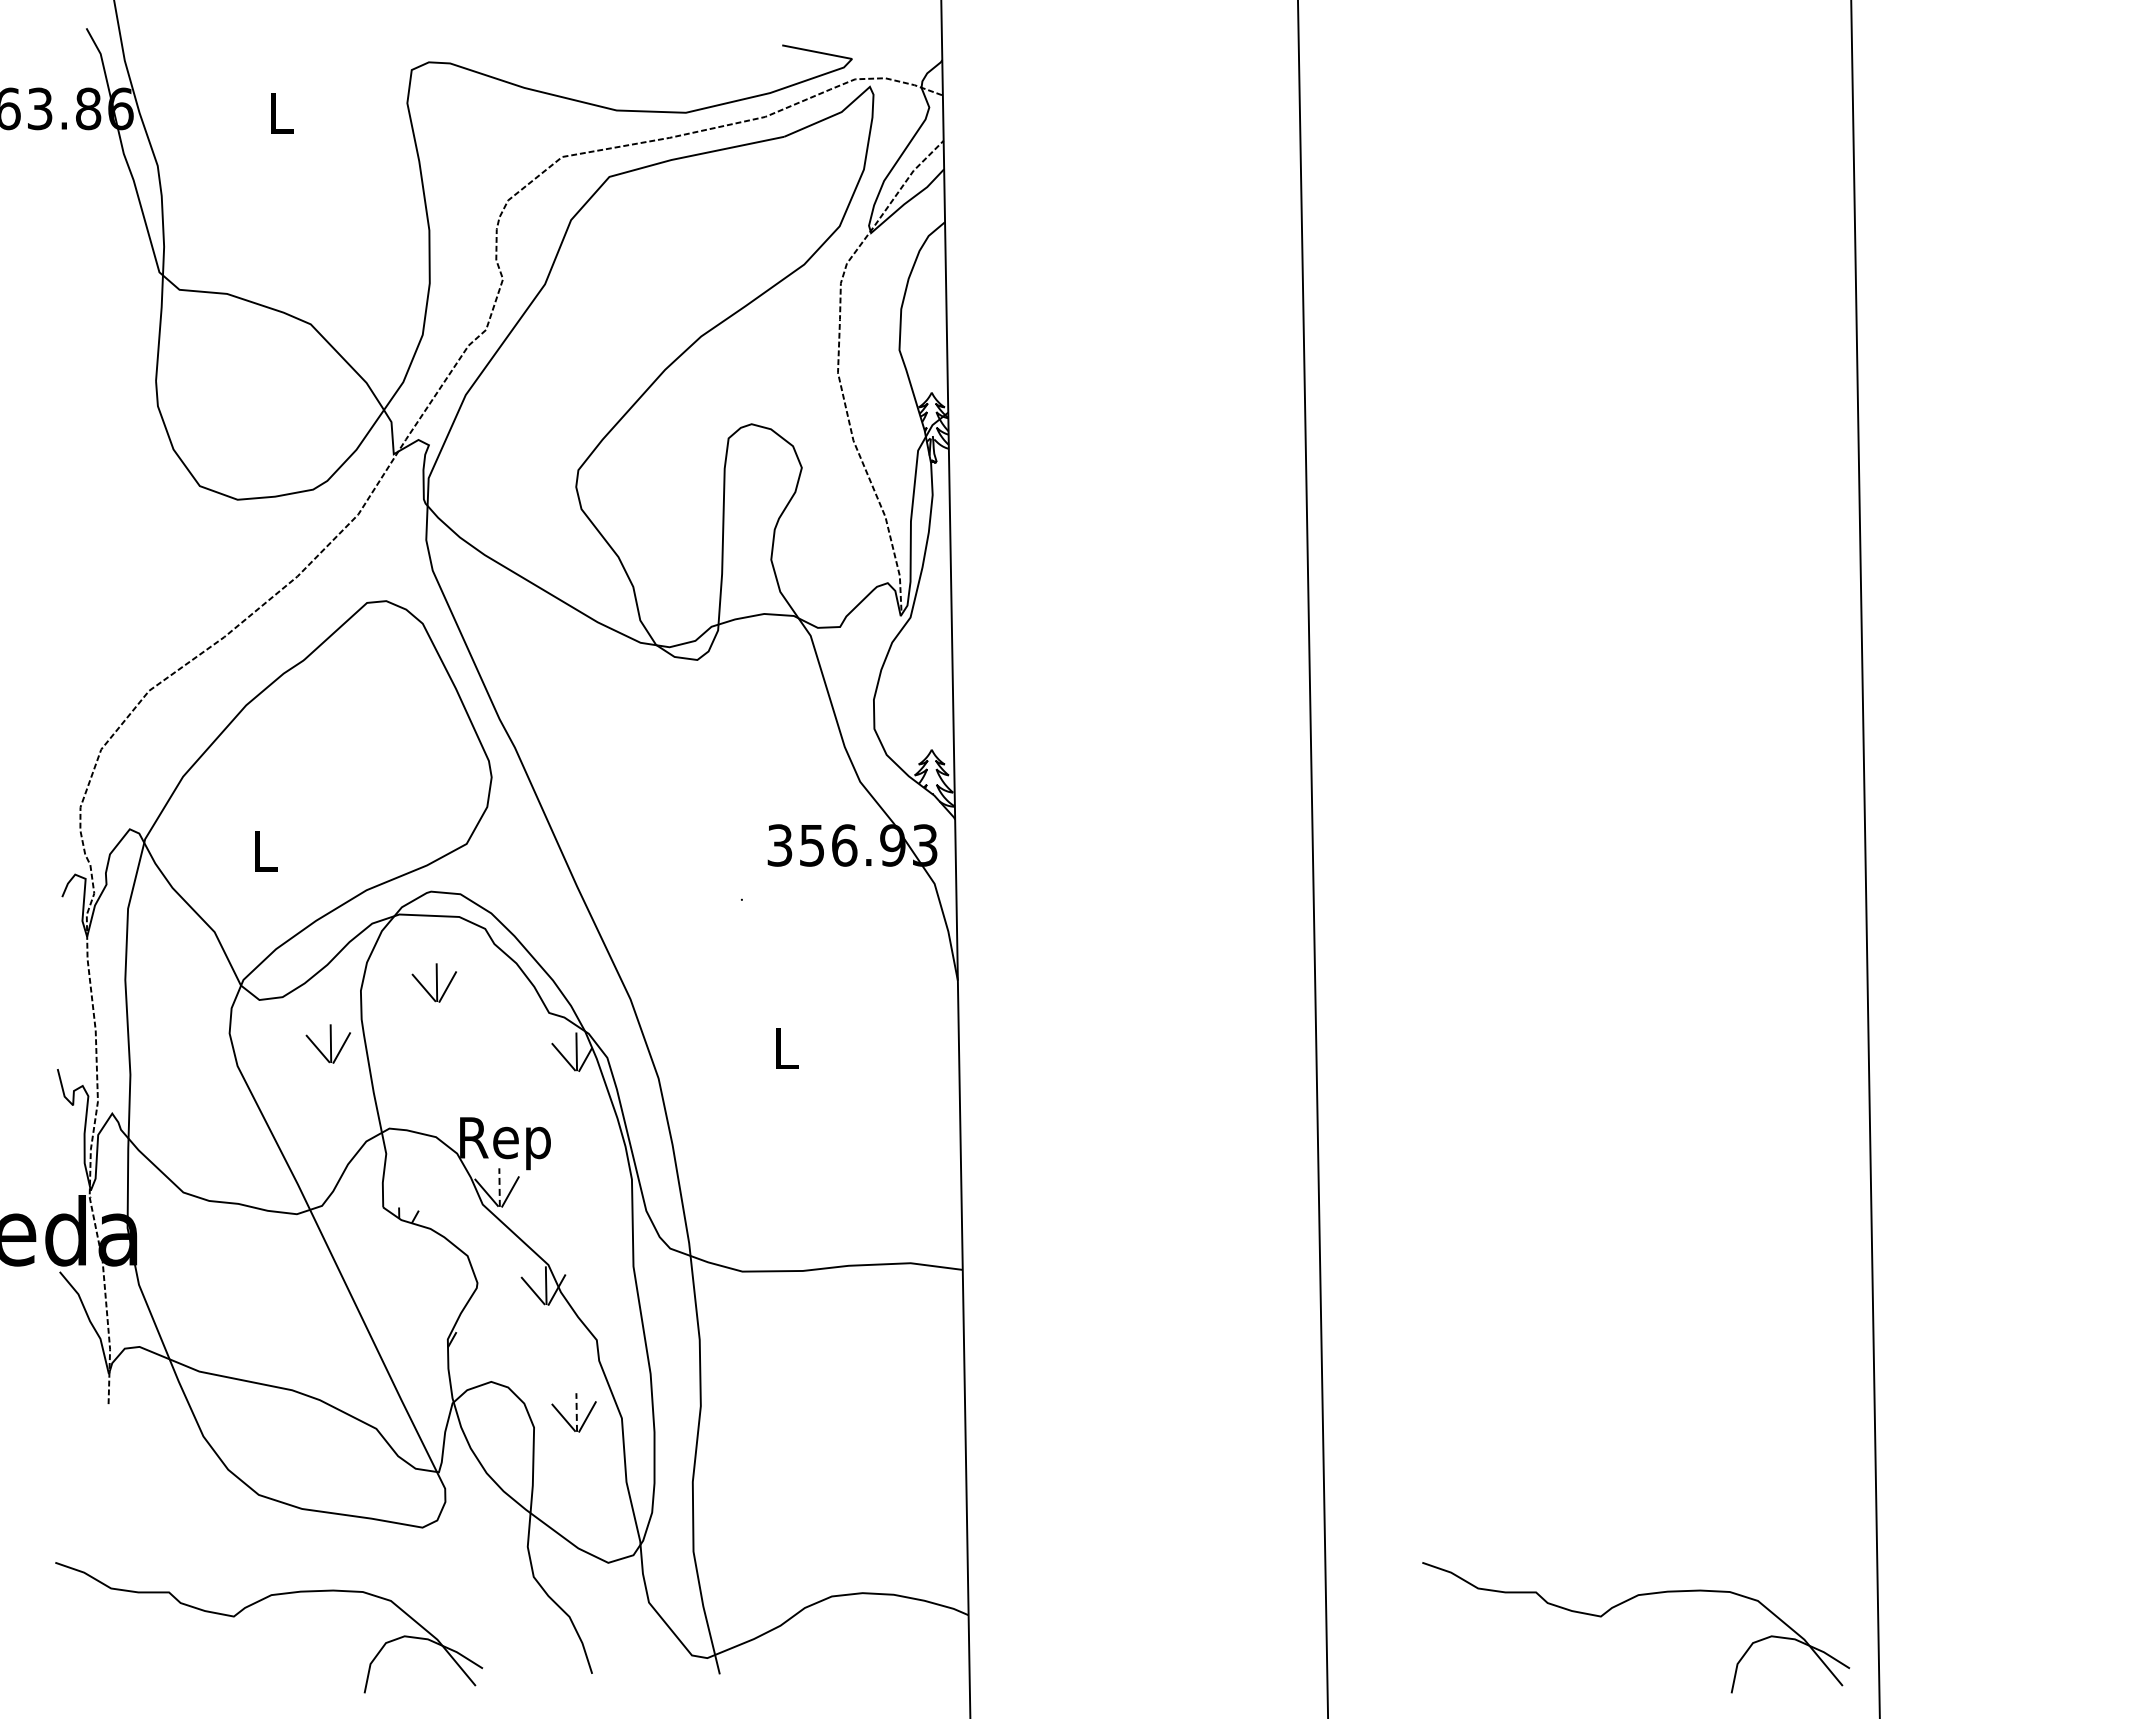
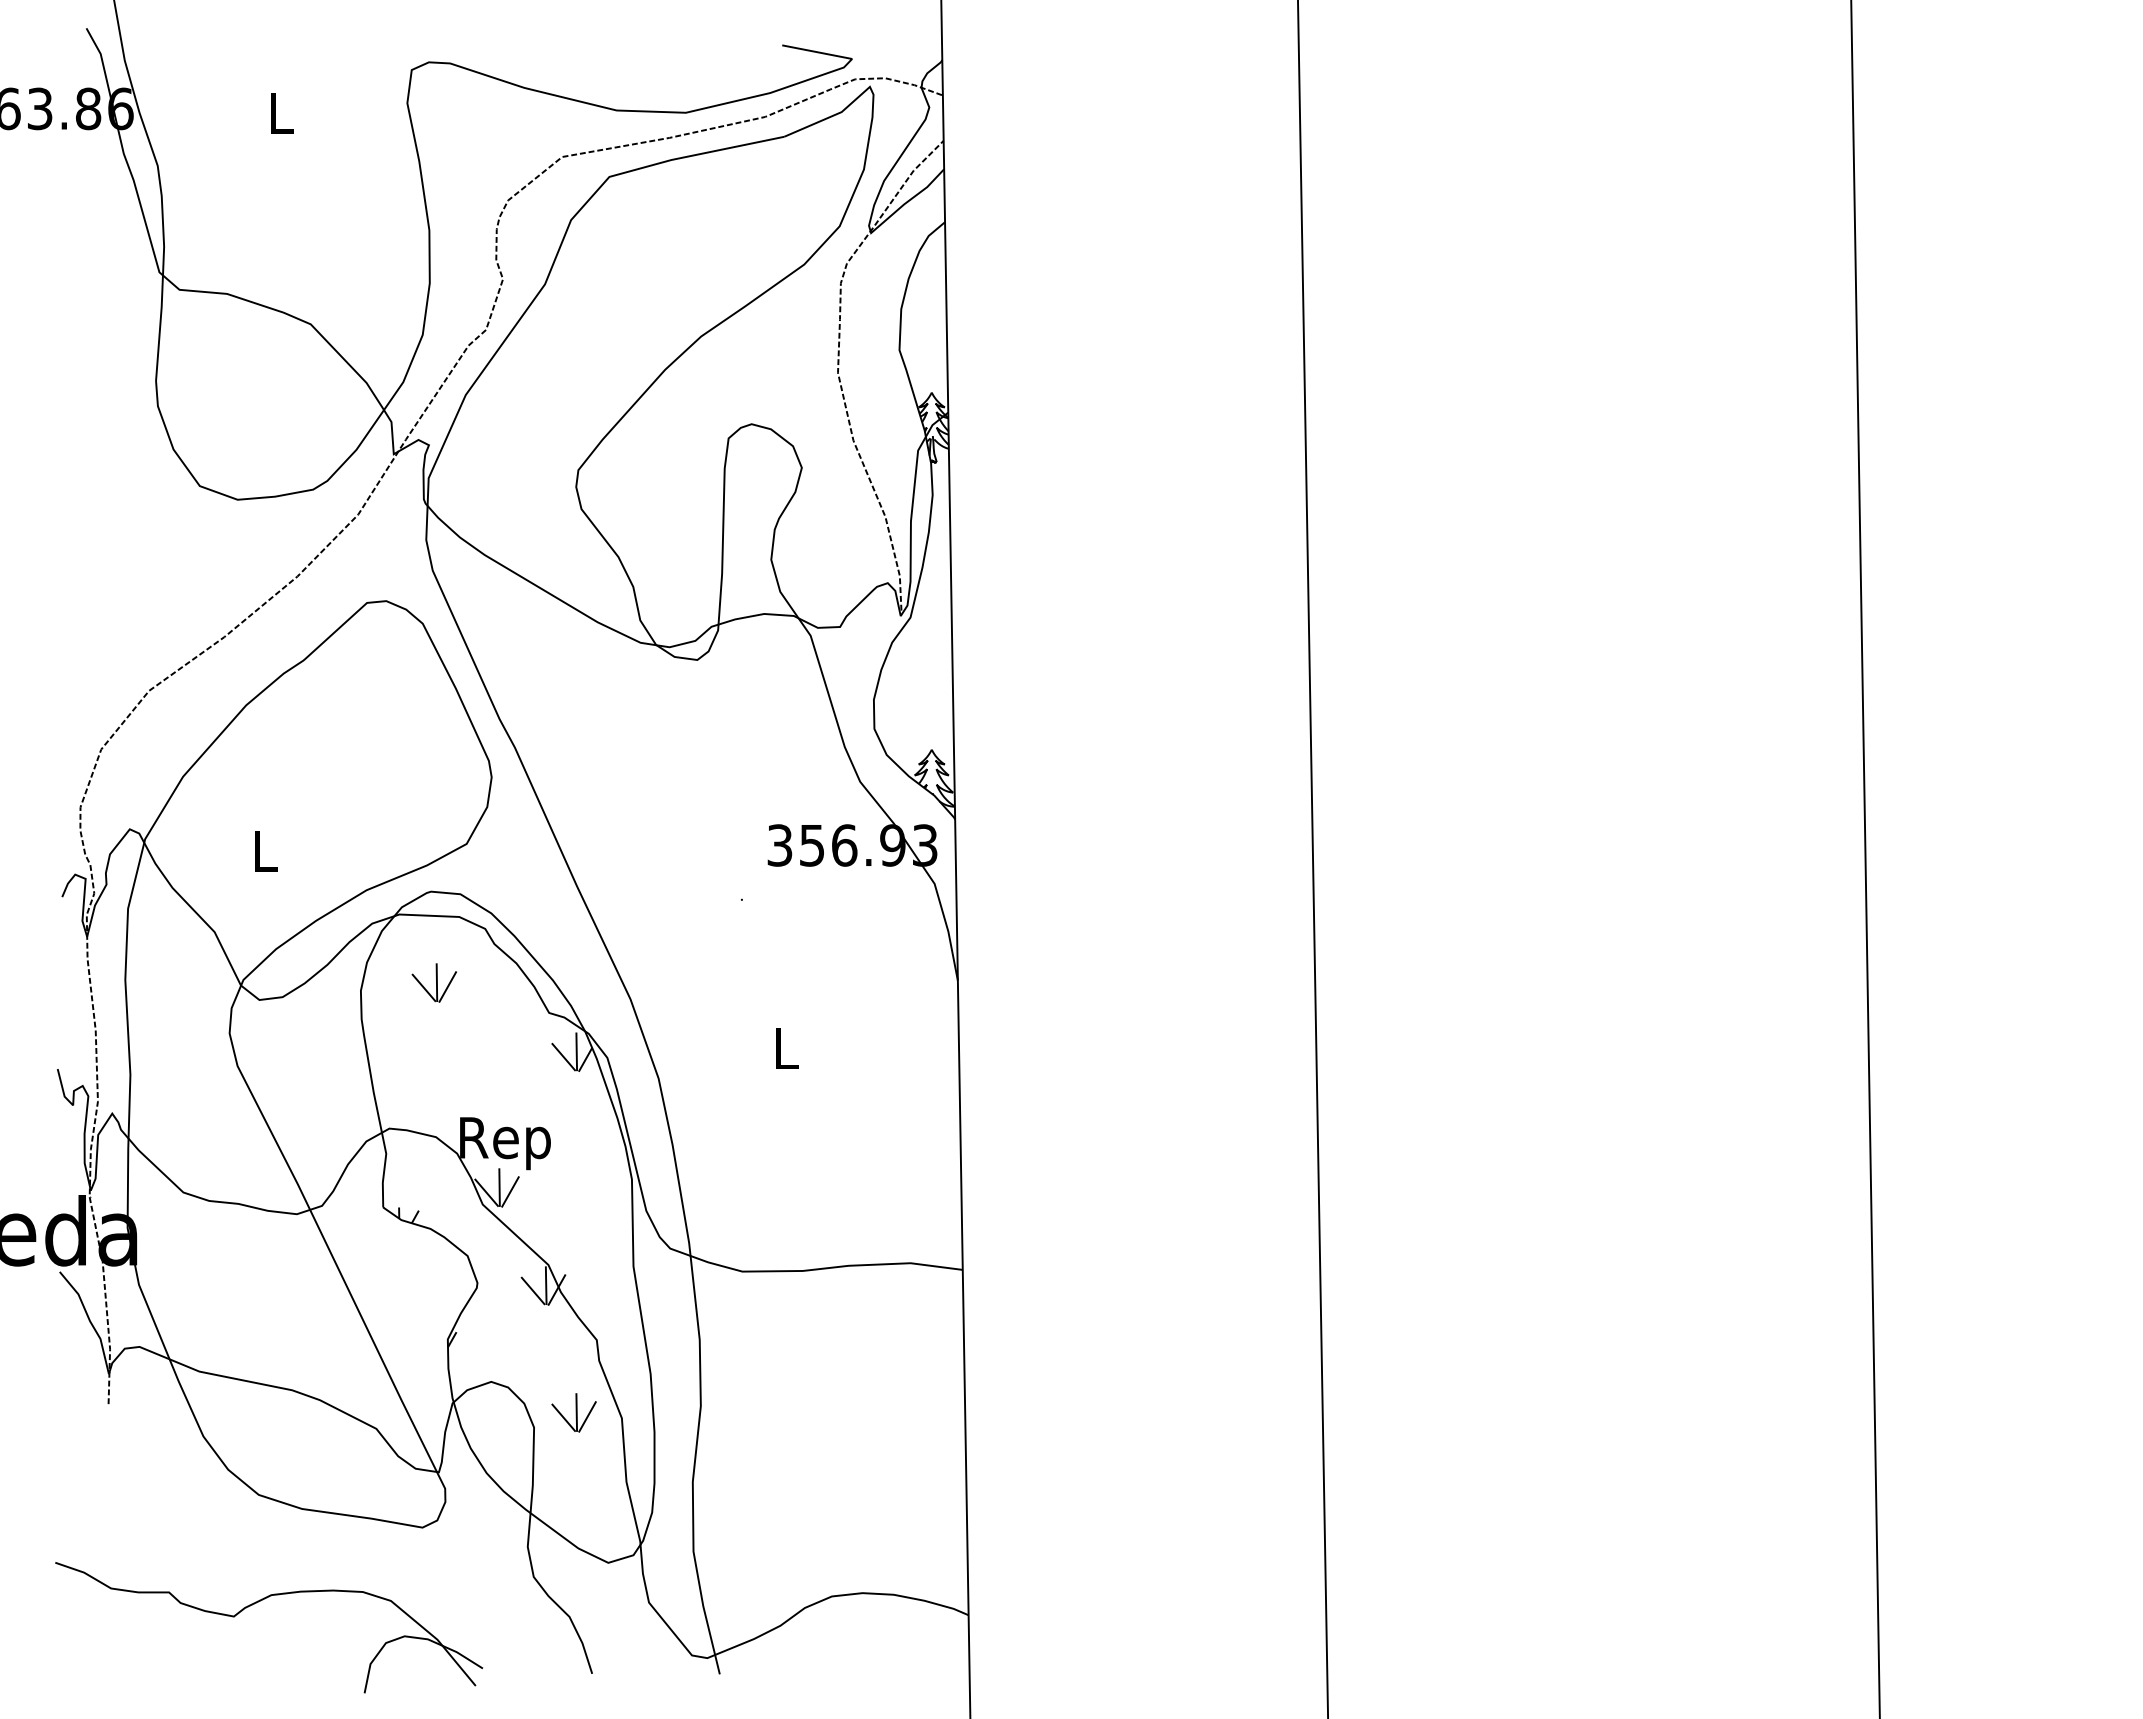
part: present -> none (327, 1043)
line: dashed -> solid (499, 1187)
line: dashed -> solid (576, 1412)
part: present -> none (1623, 1603)
